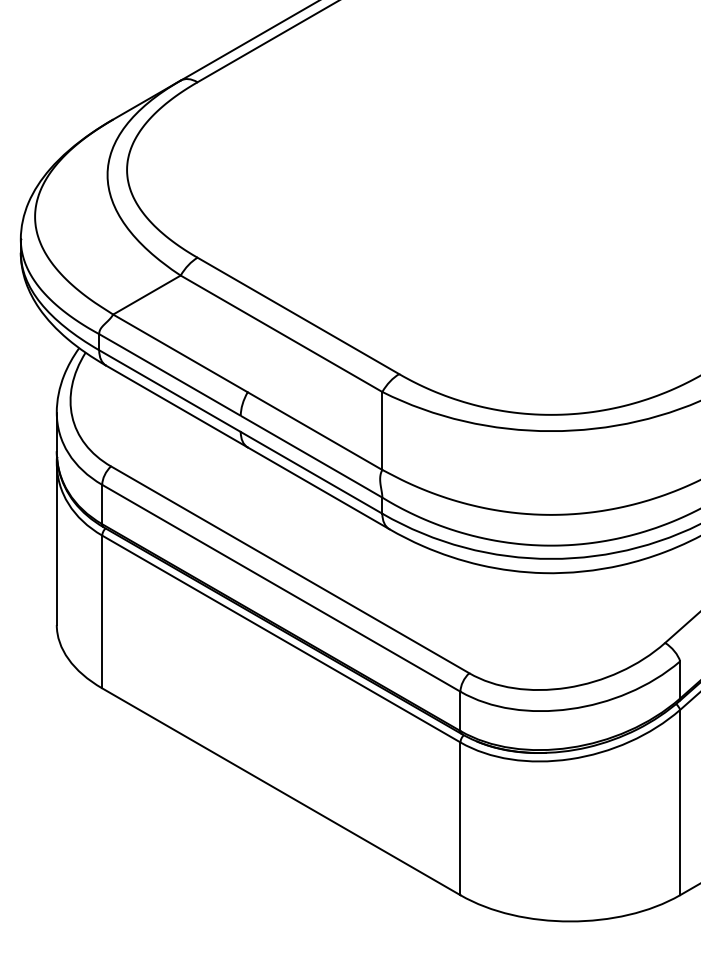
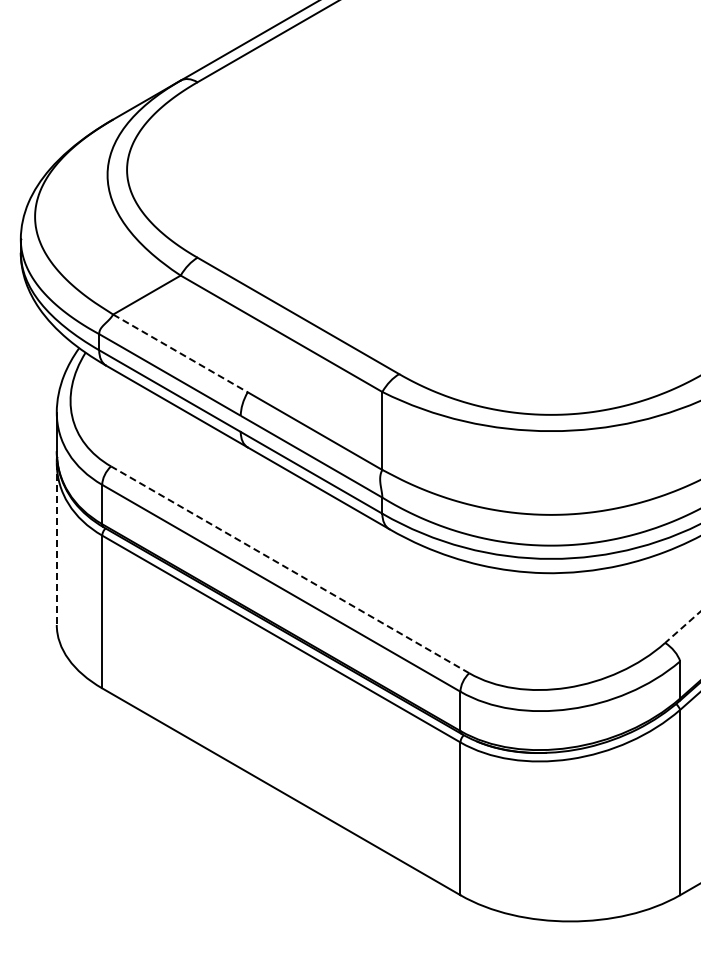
line: solid -> dashed (180, 353)
line: solid -> dashed (56, 544)
line: solid -> dashed (290, 569)
line: solid -> dashed (682, 627)
